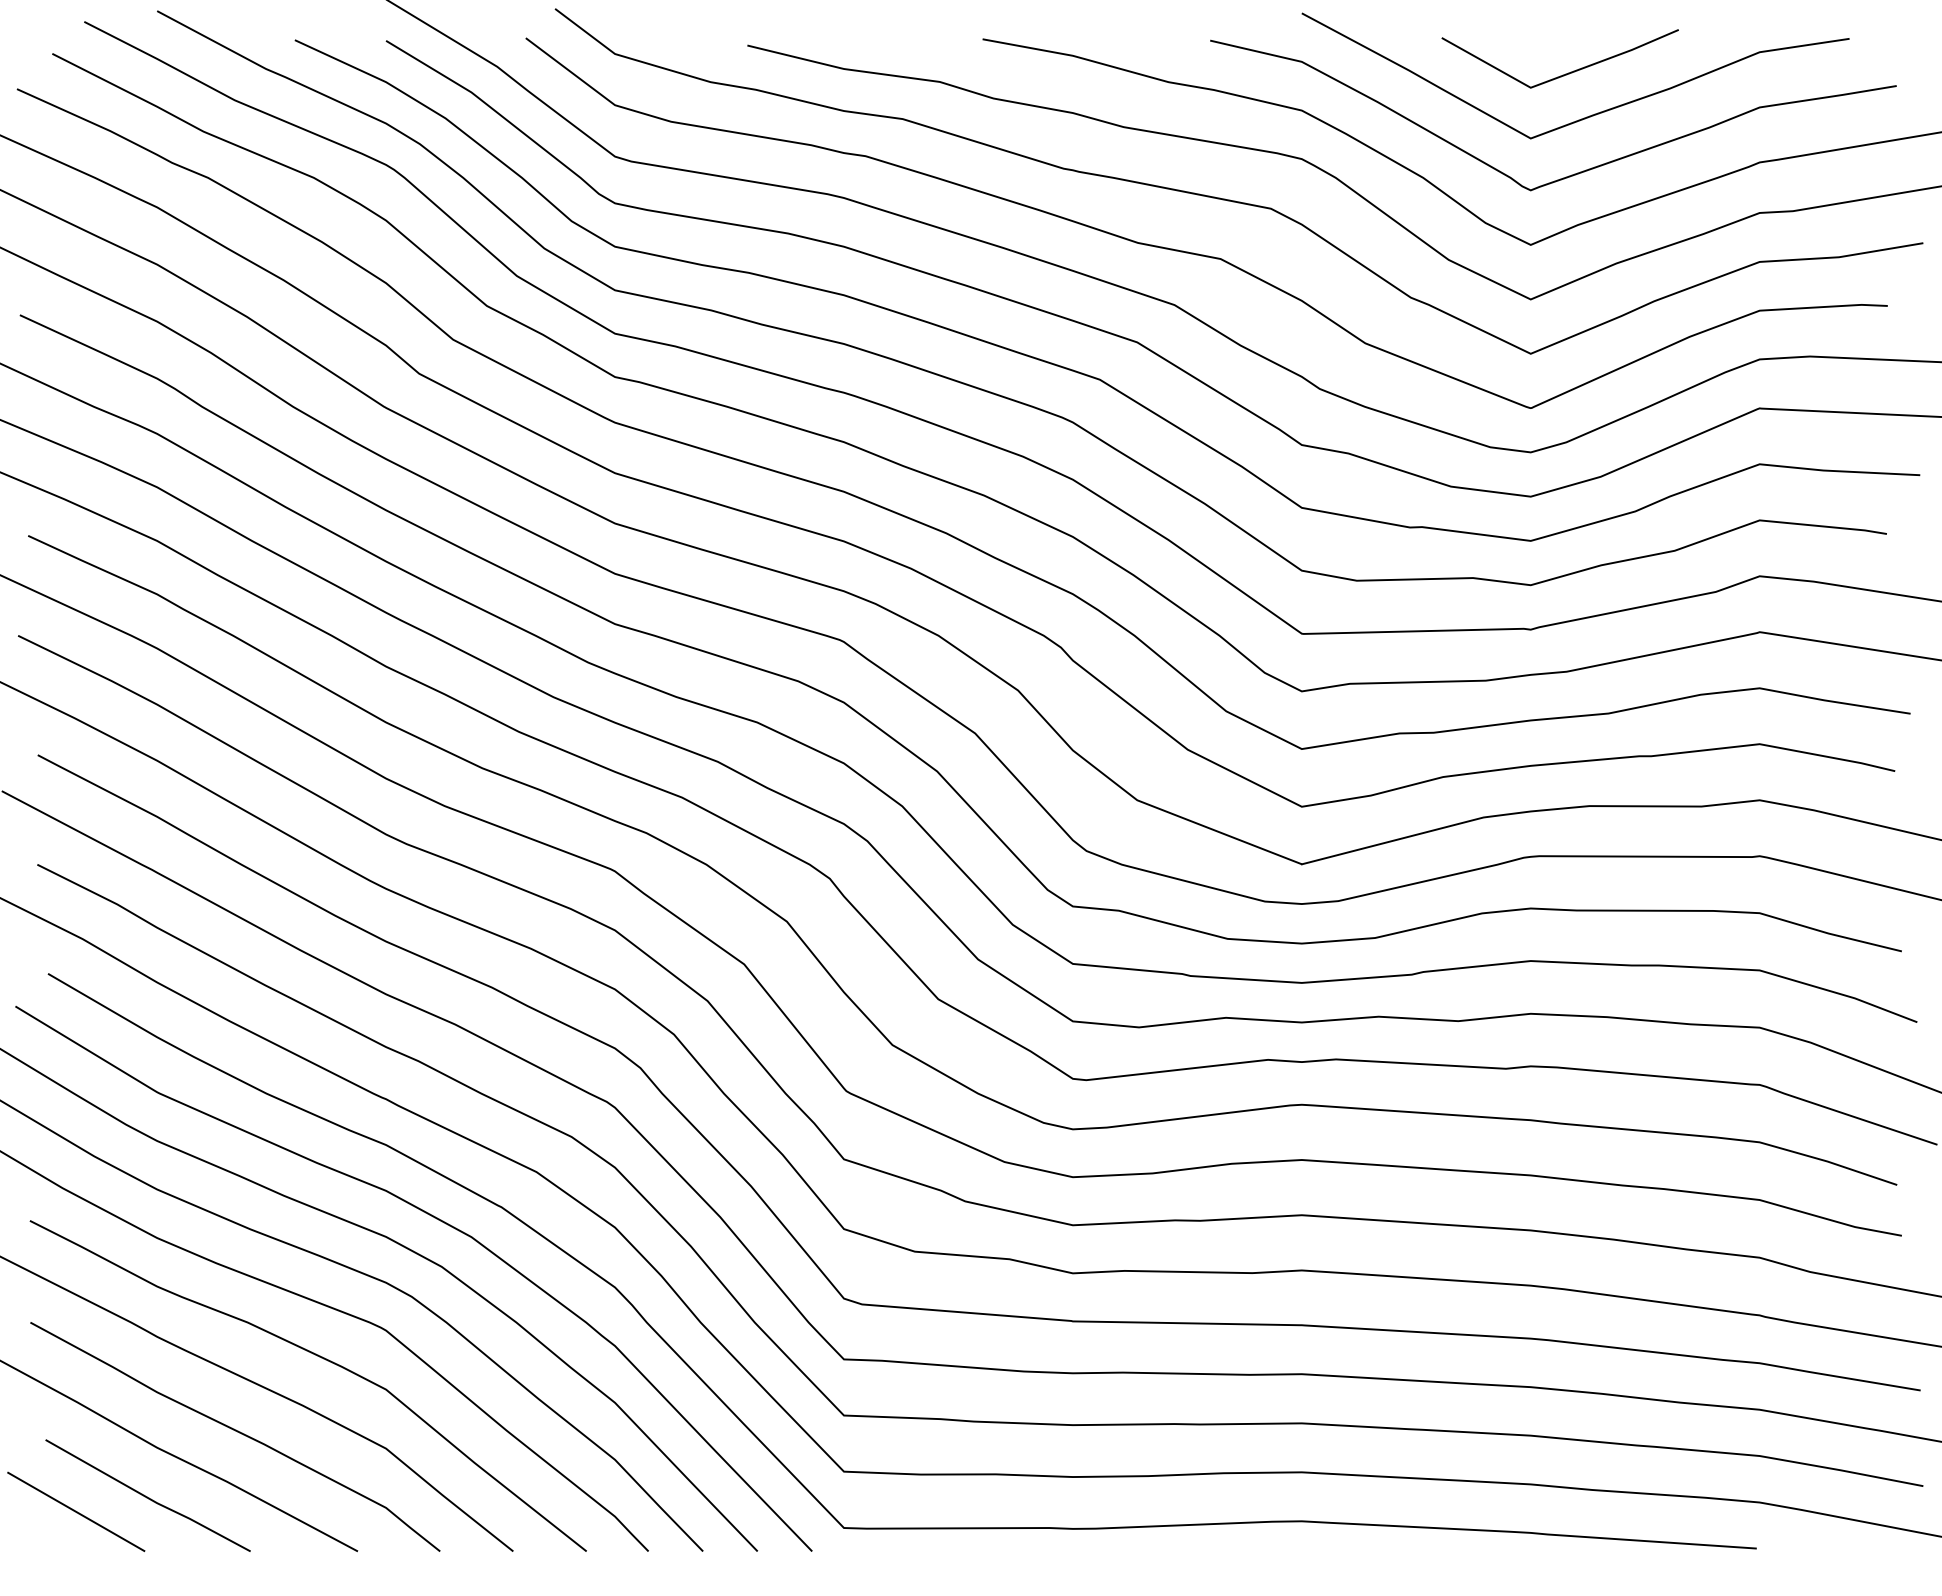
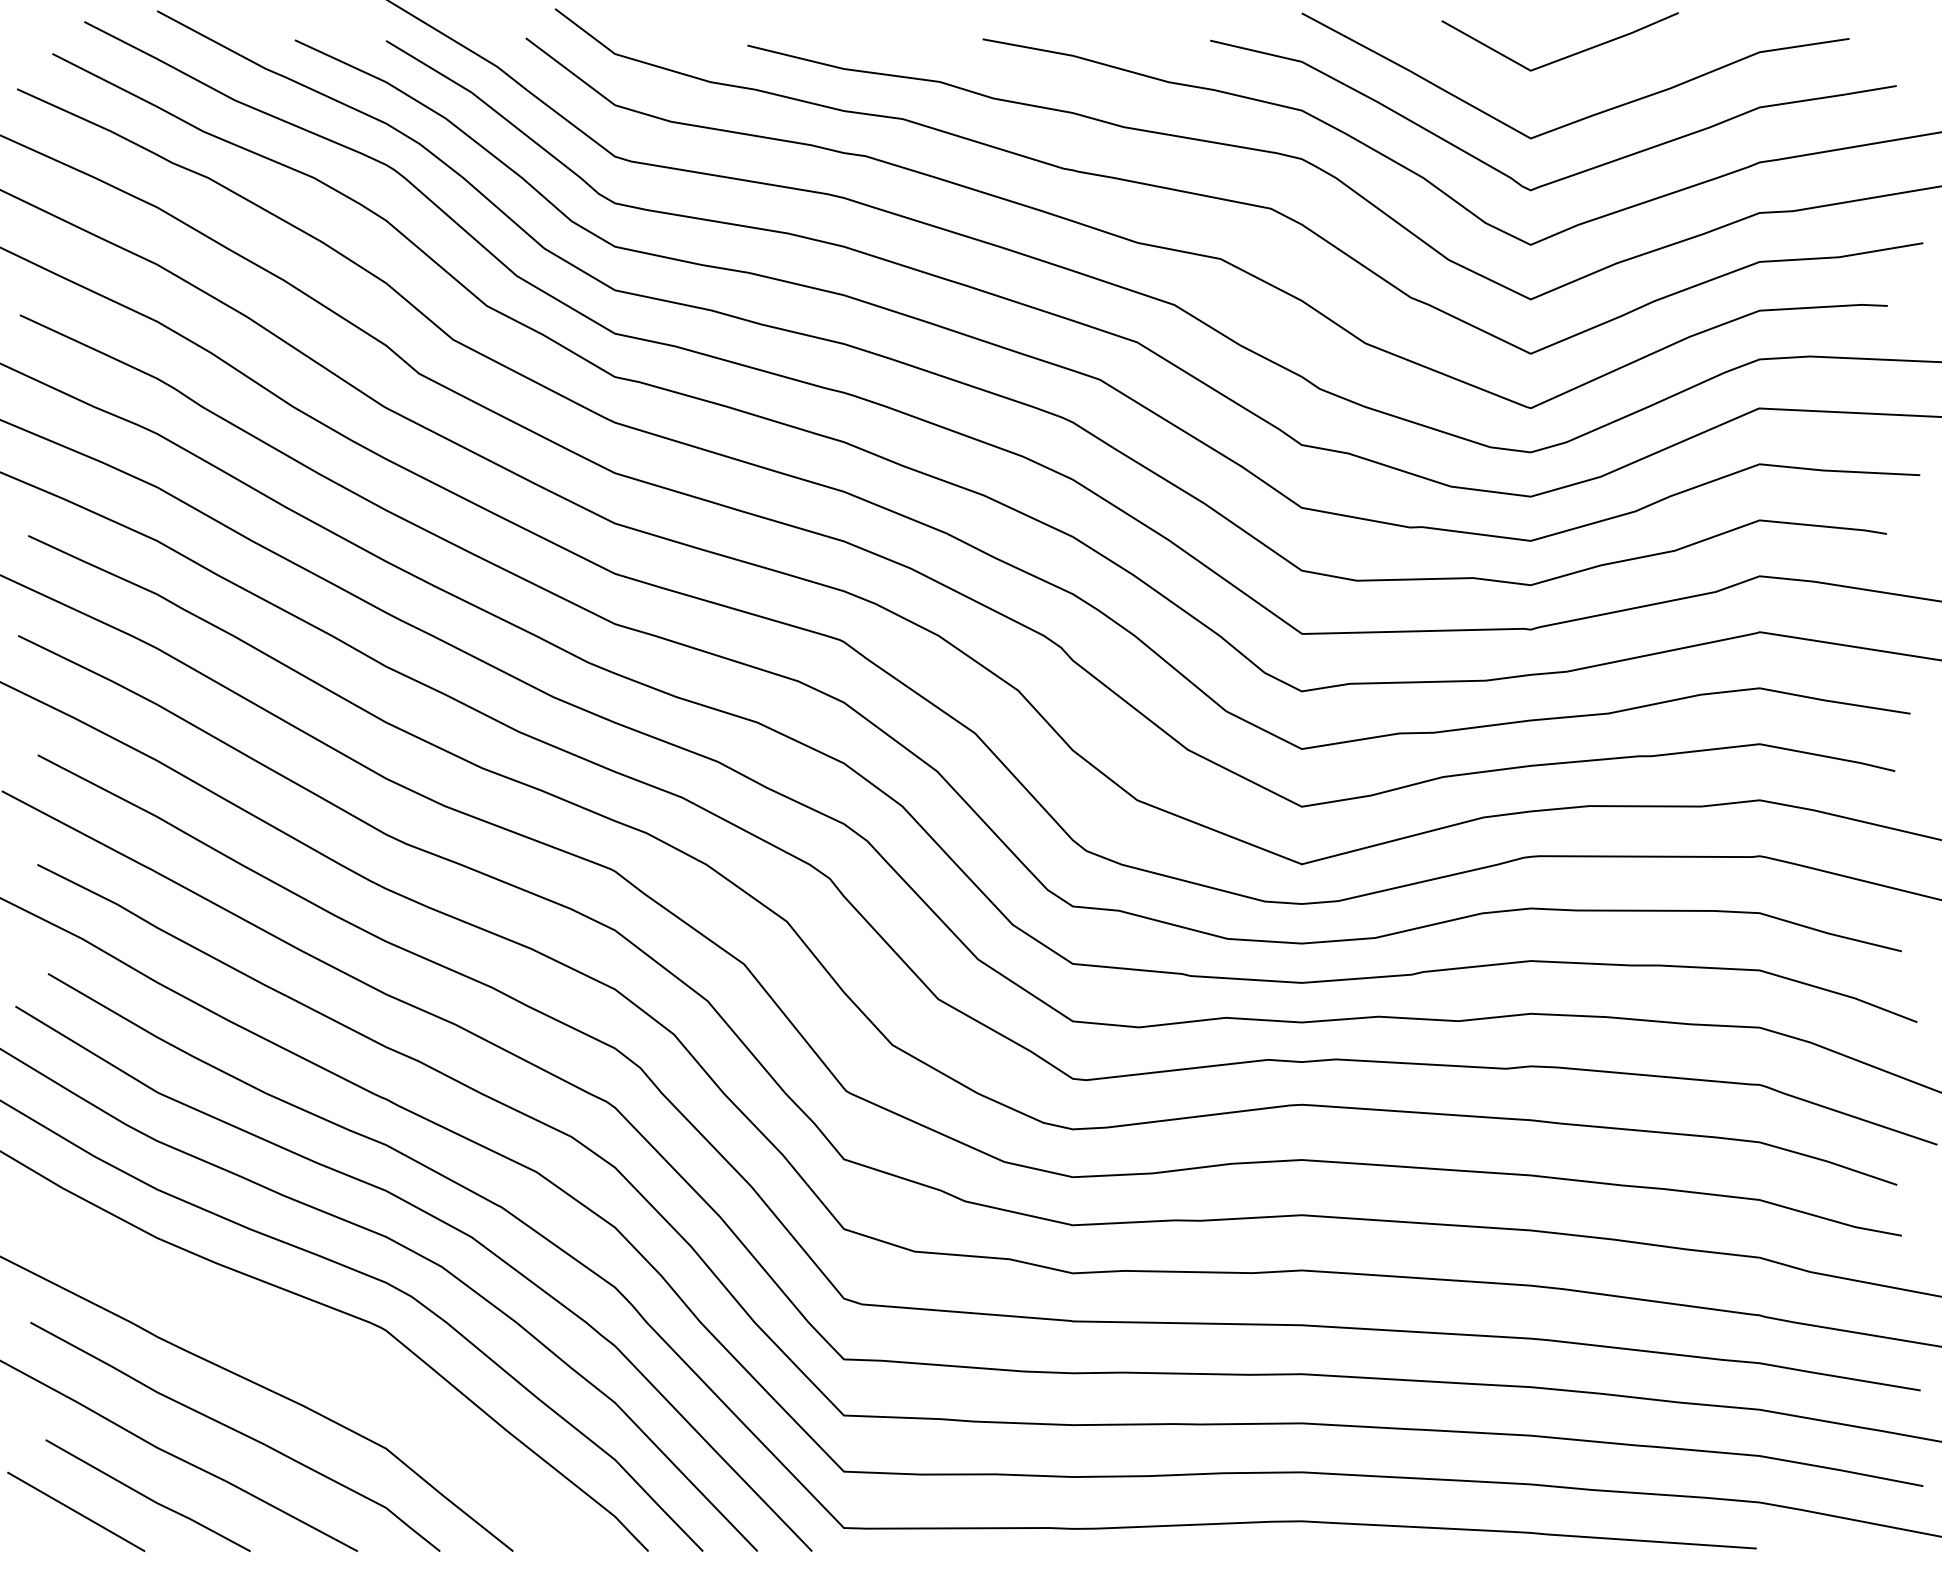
line position: (1565, 73) -> (1565, 56) (1565, 56)
curve: present -> none (321, 1358)
